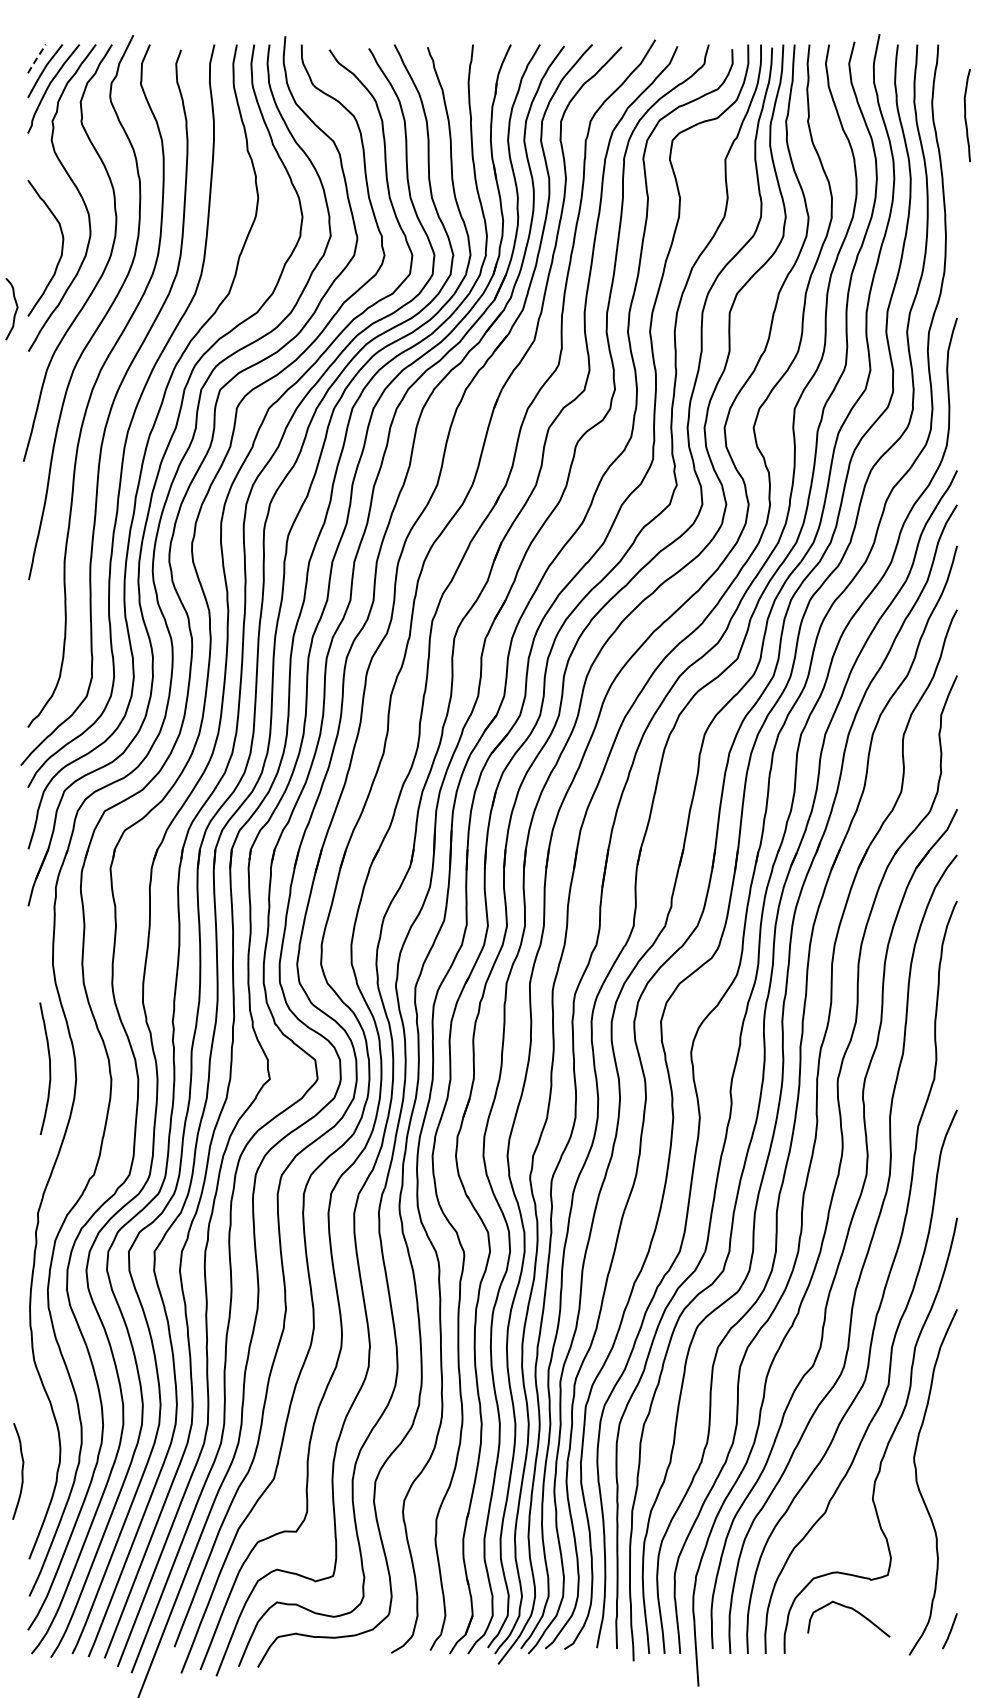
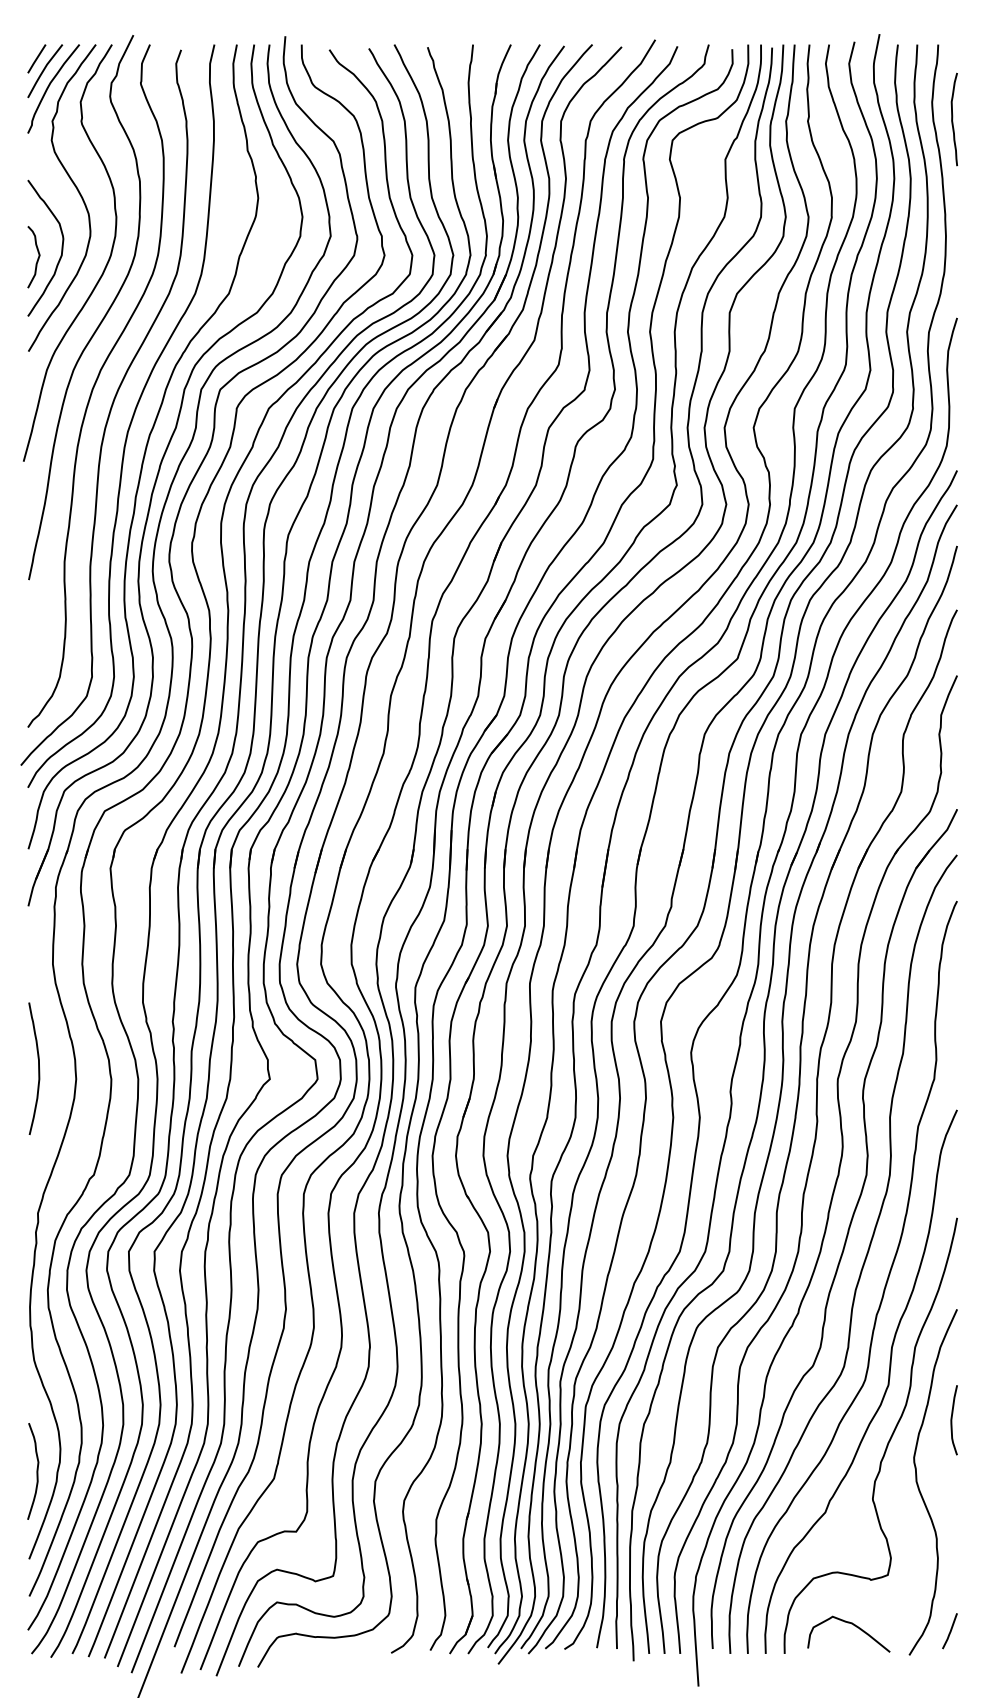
line: dashed -> solid (36, 59)
curve position: (966, 114) -> (953, 118) (953, 118)
curve position: (15, 310) -> (37, 258) (37, 258)
curve position: (49, 1068) -> (38, 1068) (38, 1068)
curve: none -> present (952, 1420)
curve position: (21, 1471) -> (36, 1471) (36, 1471)
curve position: (854, 1611) -> (854, 1626) (854, 1626)
